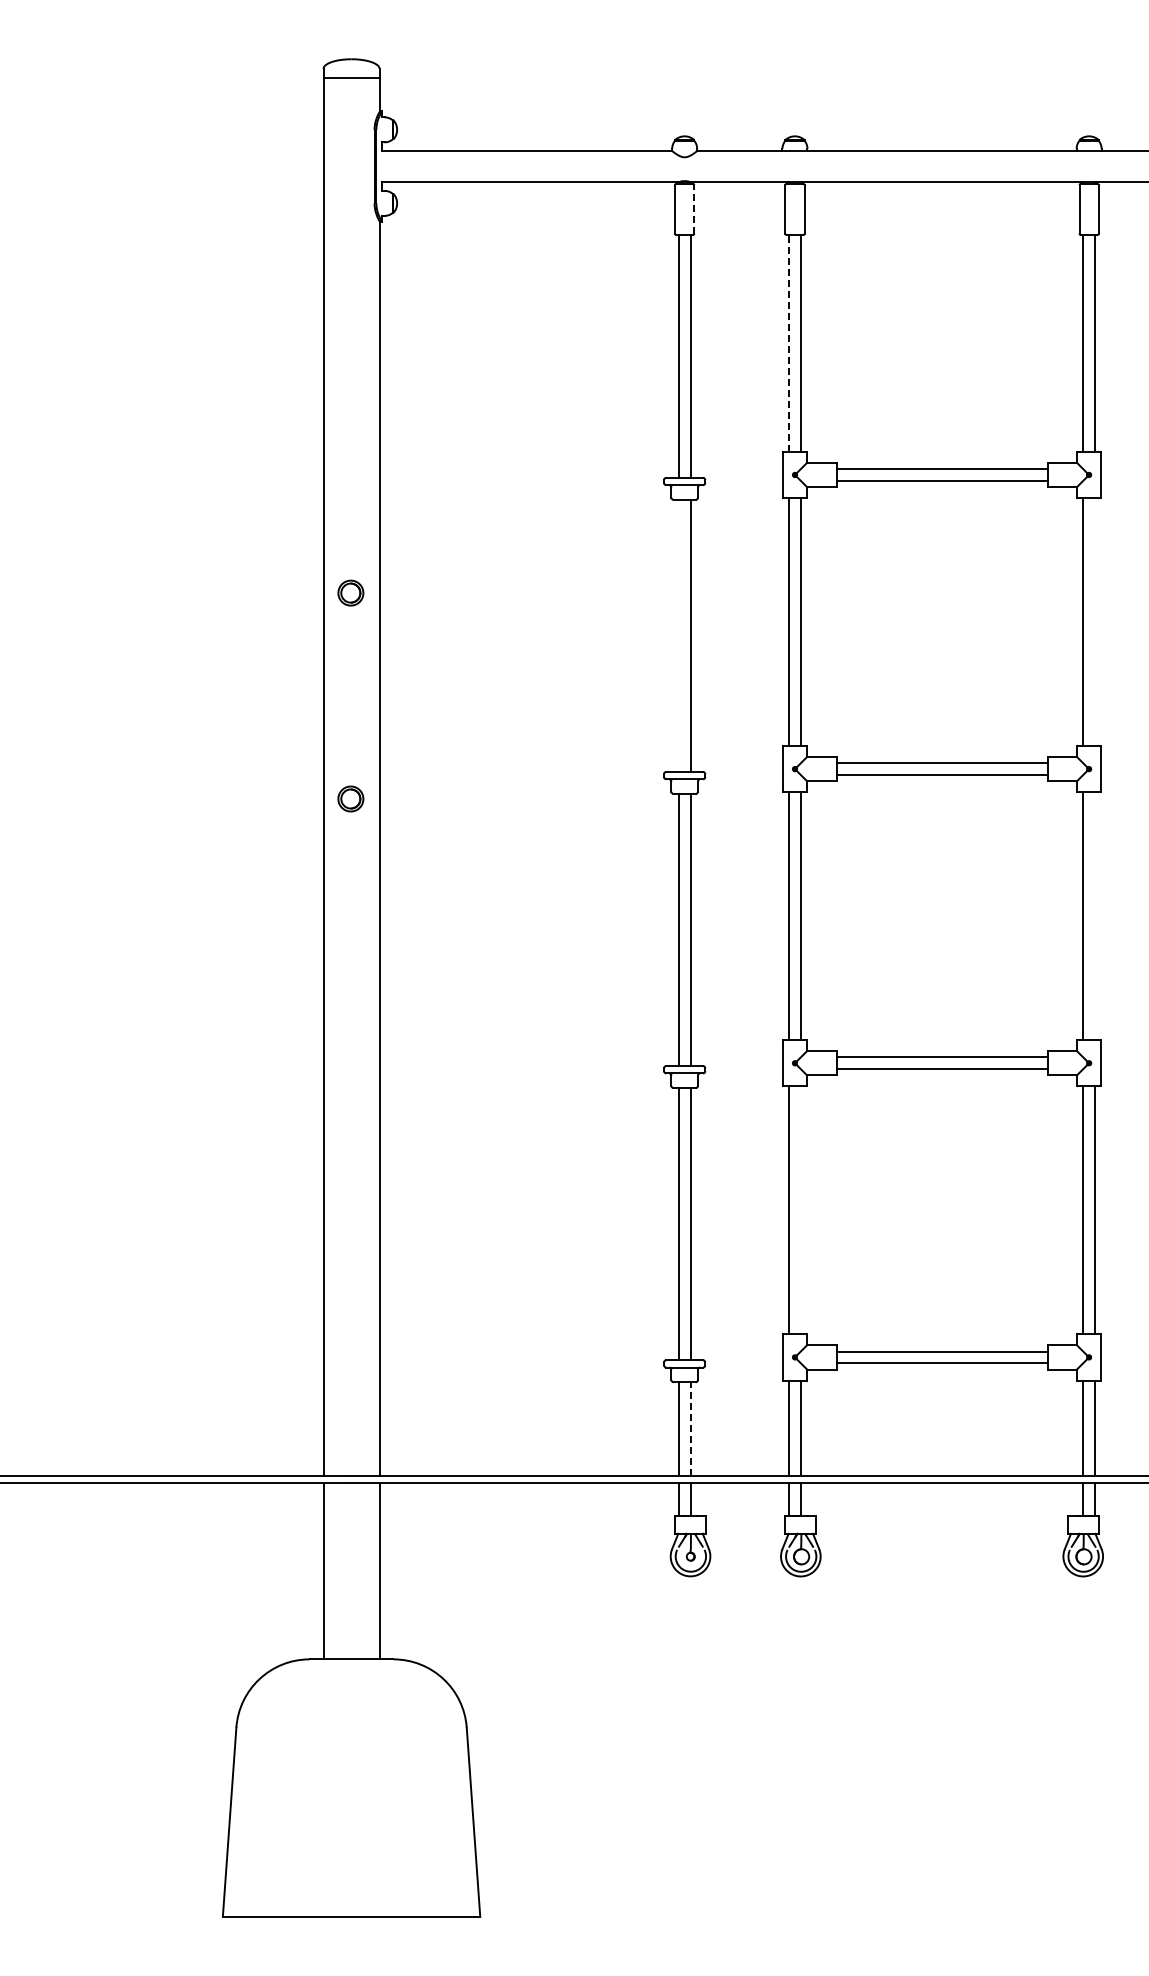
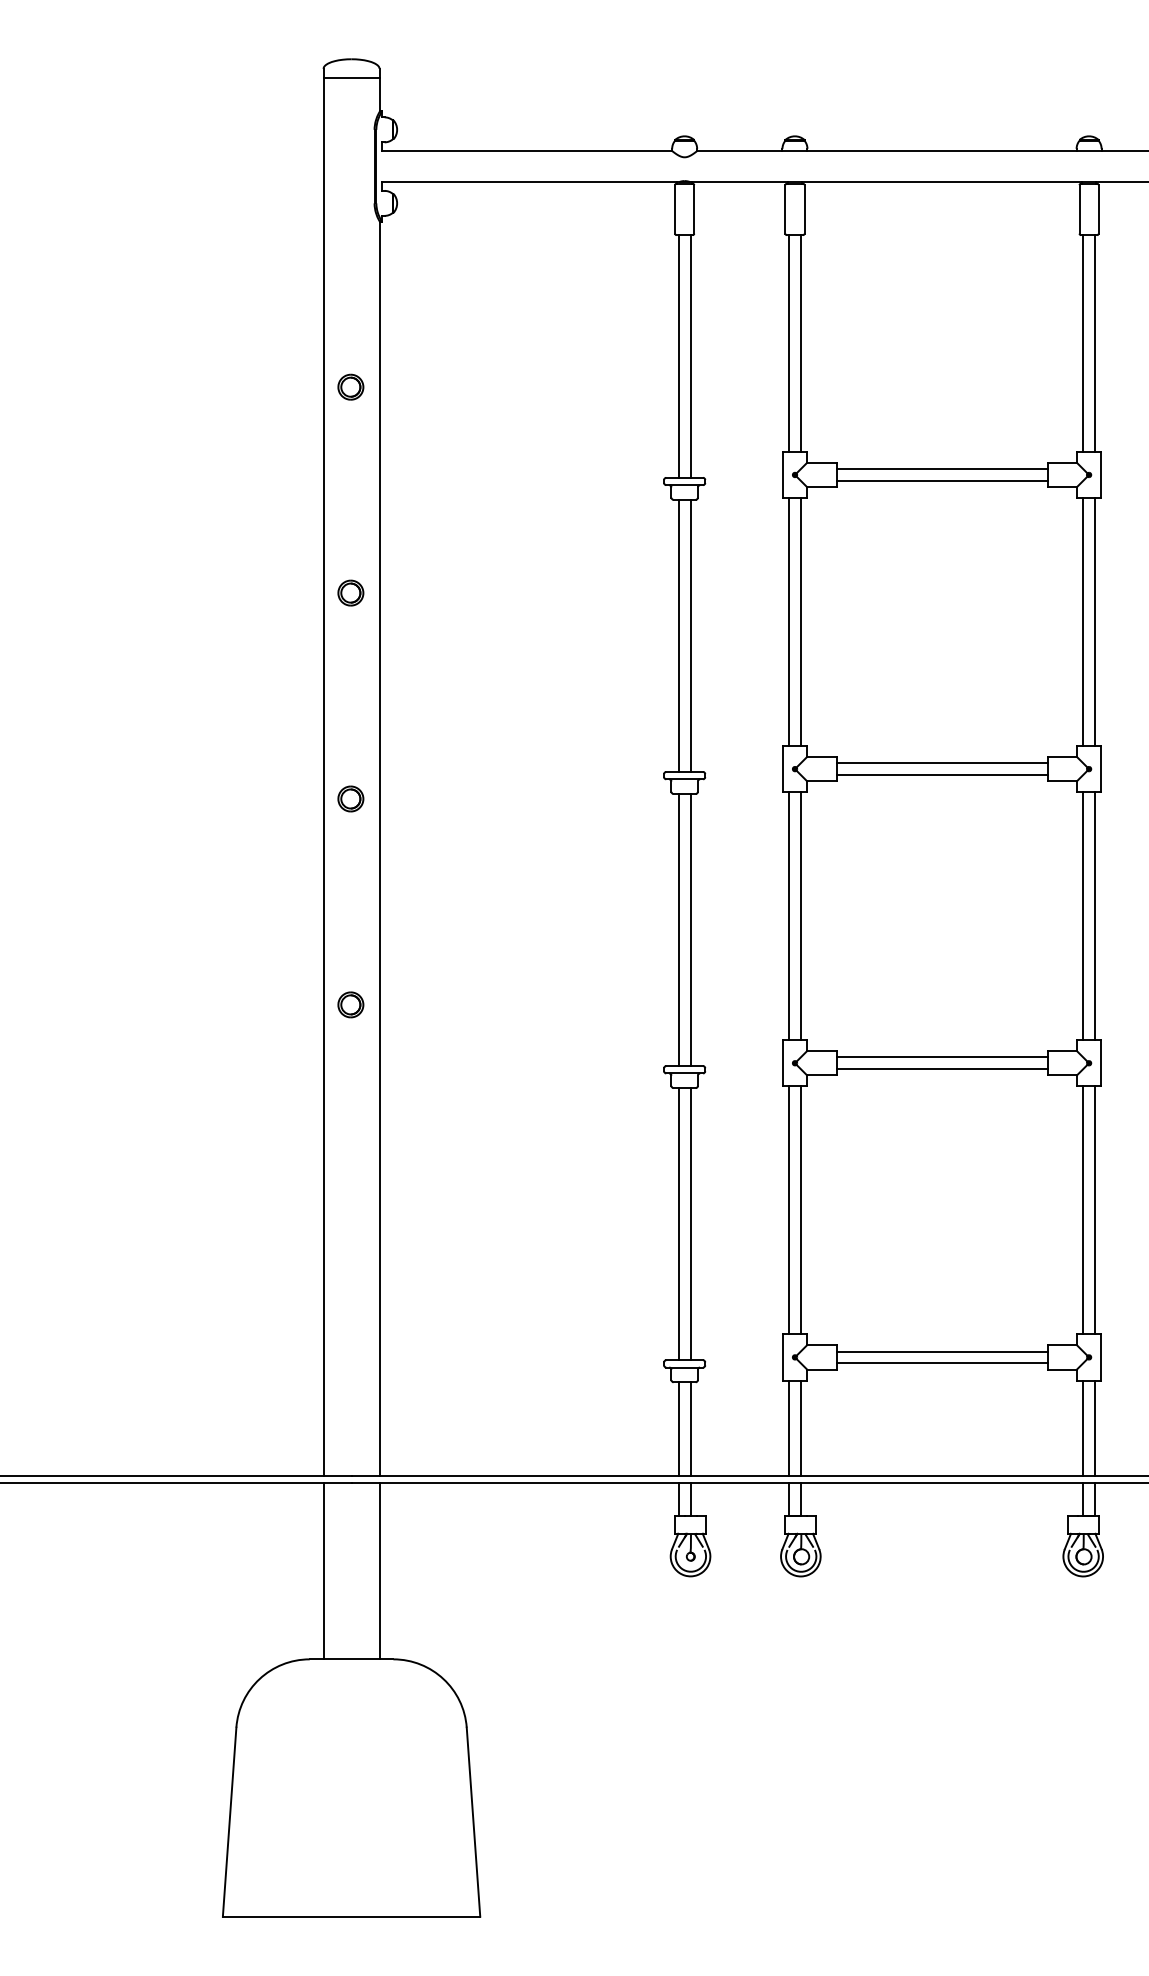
line: dashed -> solid (694, 208)
line: dashed -> solid (789, 343)
part: none -> present (350, 386)
line: none -> present (1094, 621)
line: none -> present (678, 635)
line: none -> present (1094, 916)
part: none -> present (350, 1004)
line: none -> present (800, 1210)
line: dashed -> solid (690, 1428)
